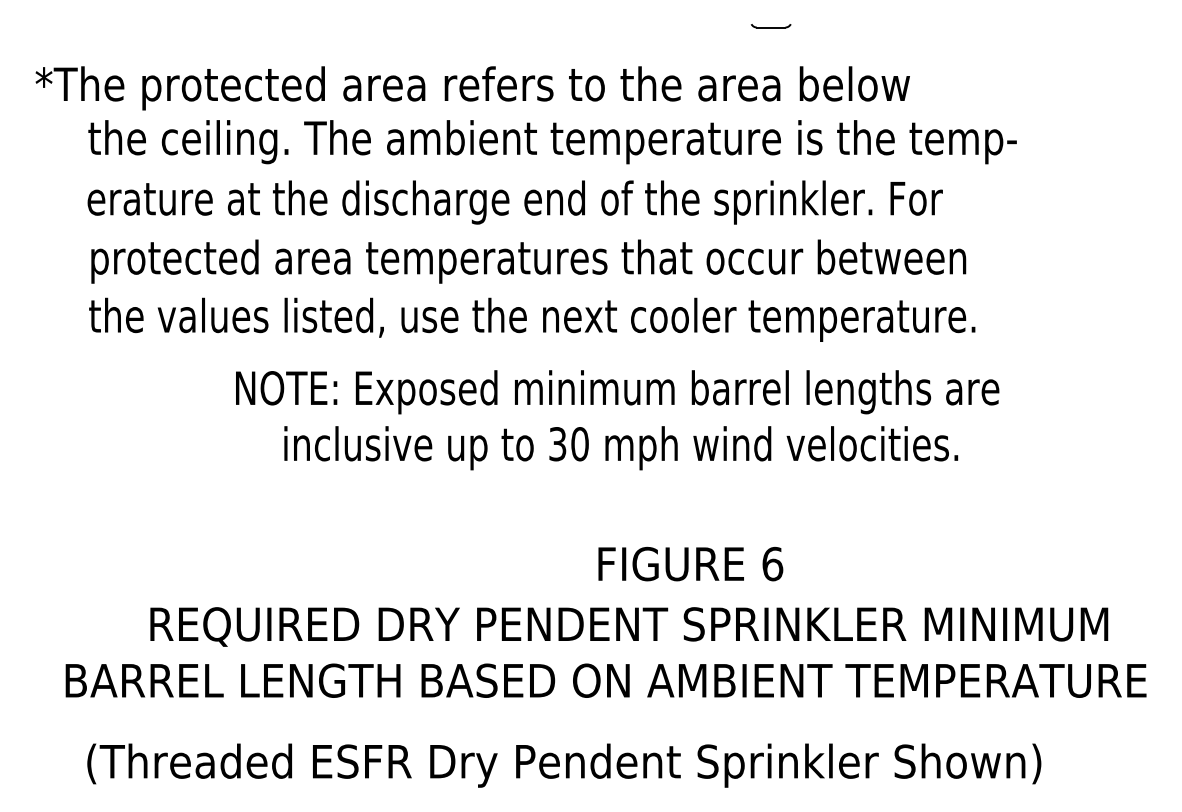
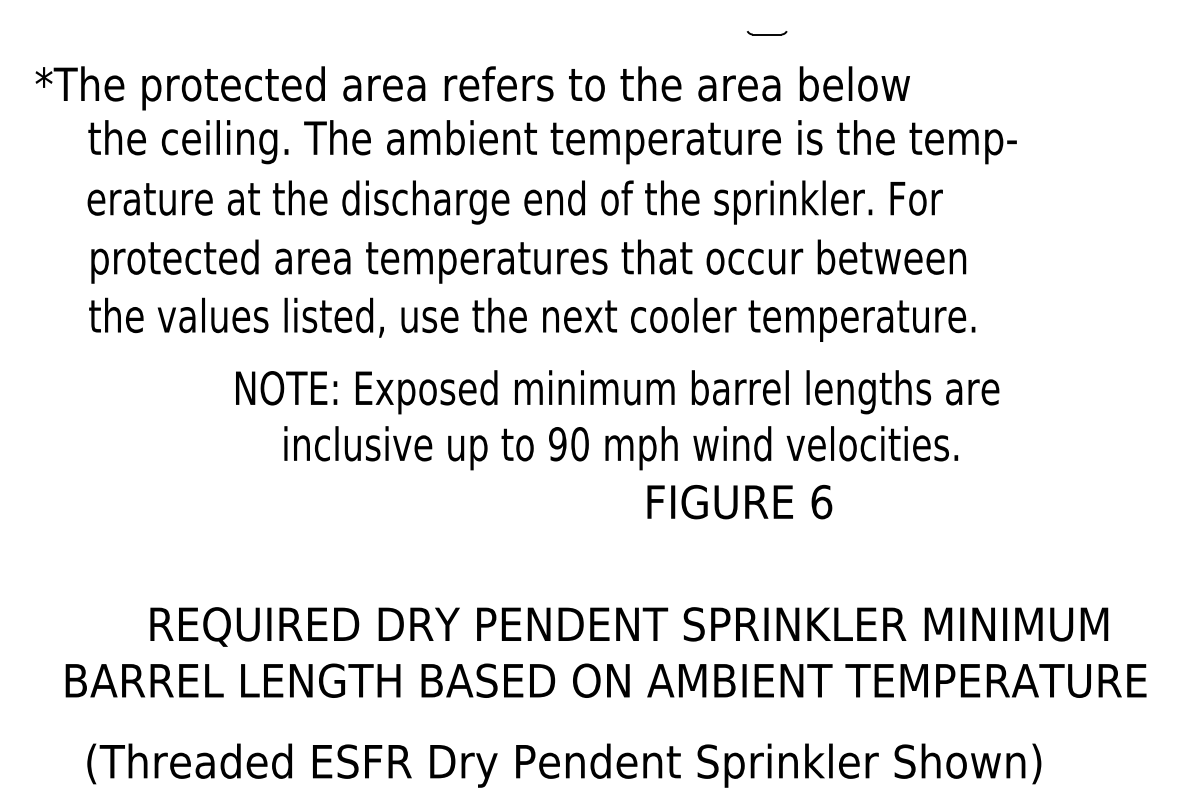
part position: (771, 26) -> (767, 33) (767, 33)
text: 30 -> 90 (557, 444)
text position: (690, 563) -> (739, 501) (739, 501)
